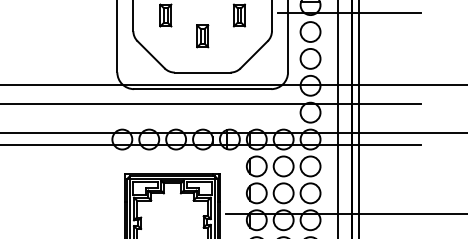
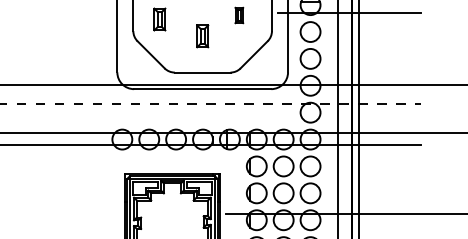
part position: (165, 15) -> (159, 19) (159, 19)
part size: 14x25 px -> 11x19 px (239, 15)
line: solid -> dashed (211, 103)
